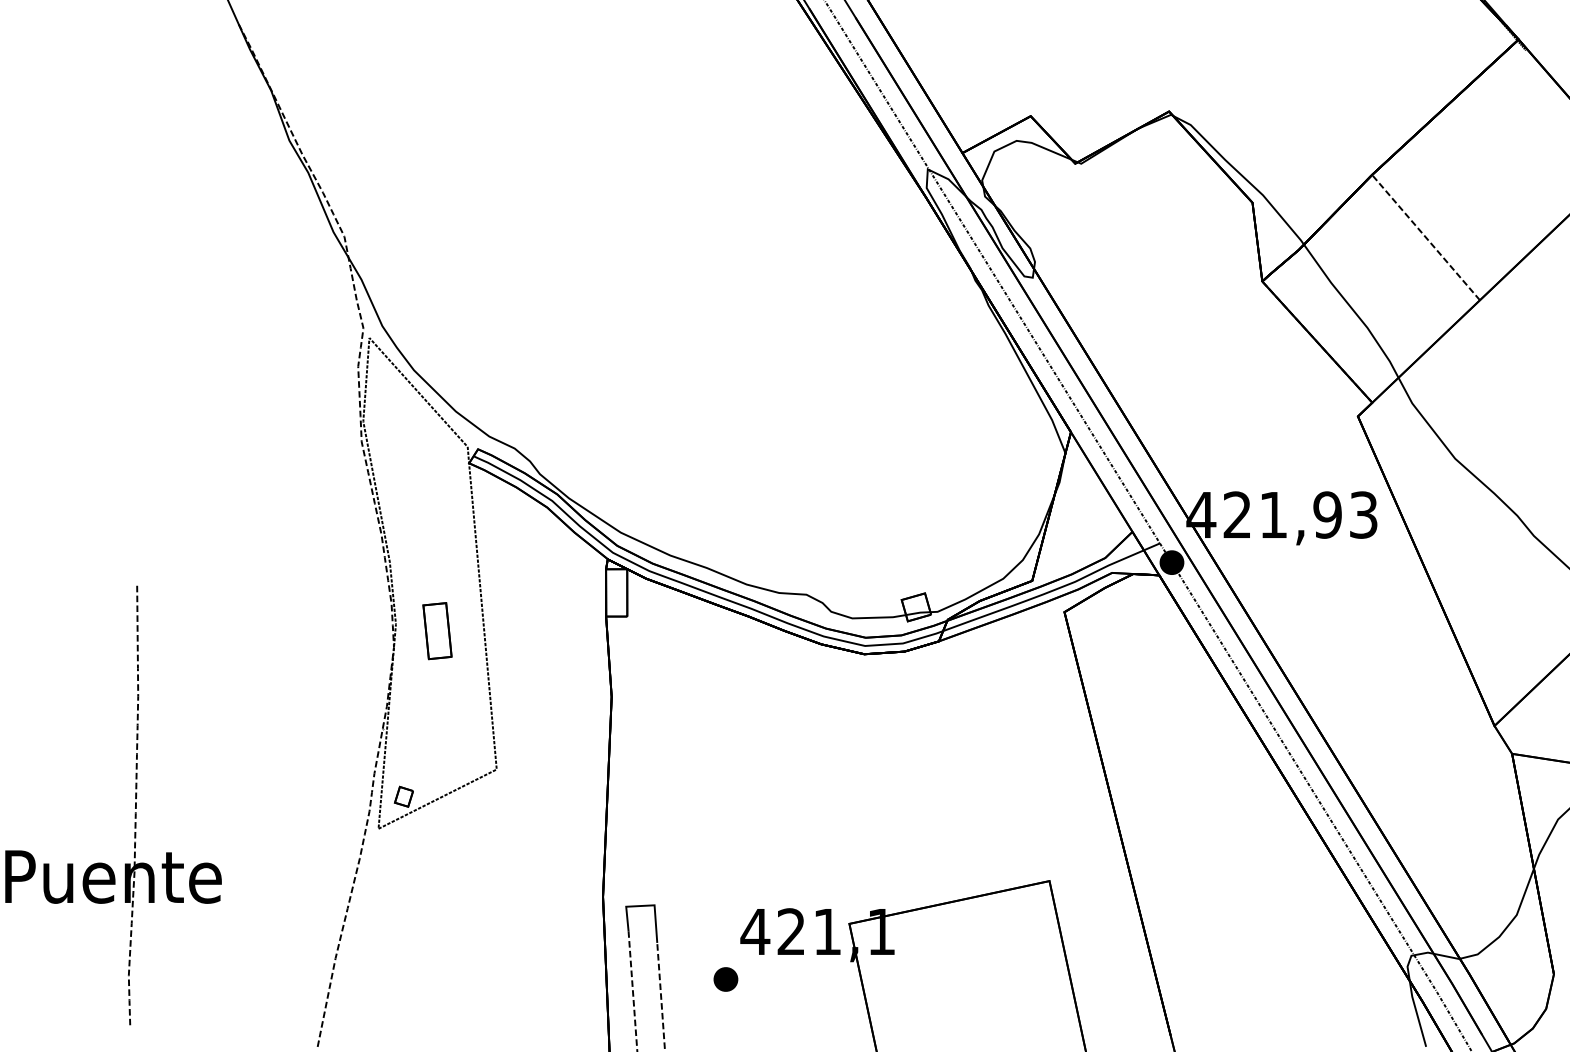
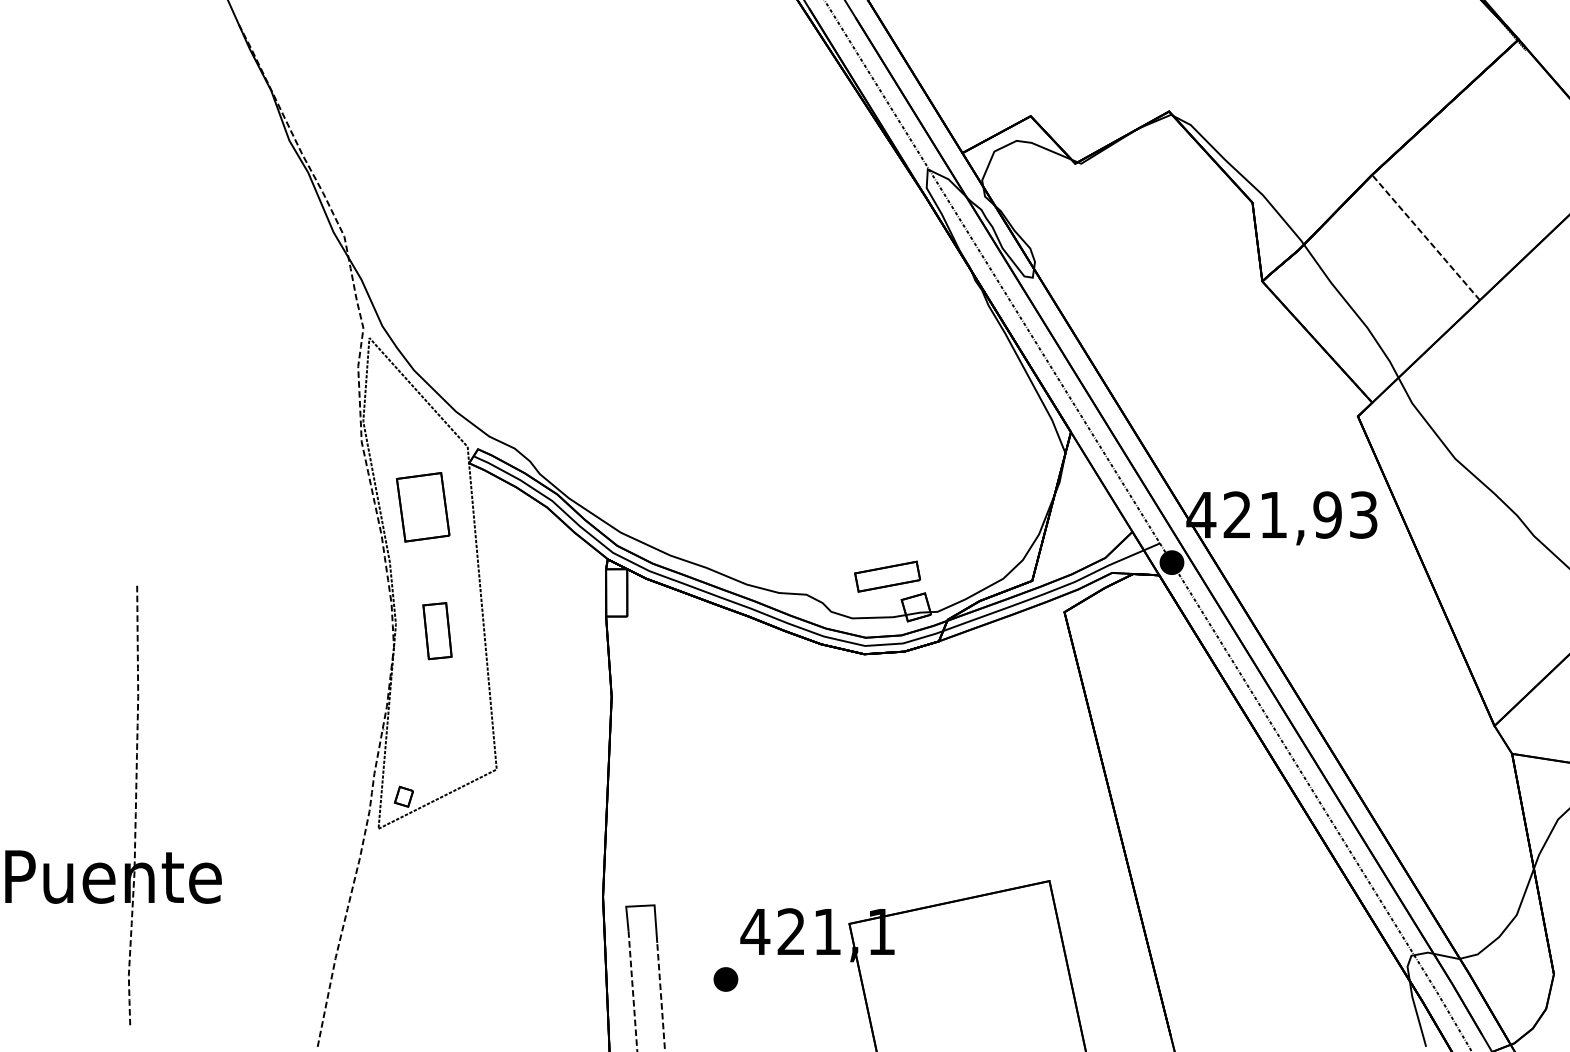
part: none -> present (423, 507)
part: none -> present (887, 576)
